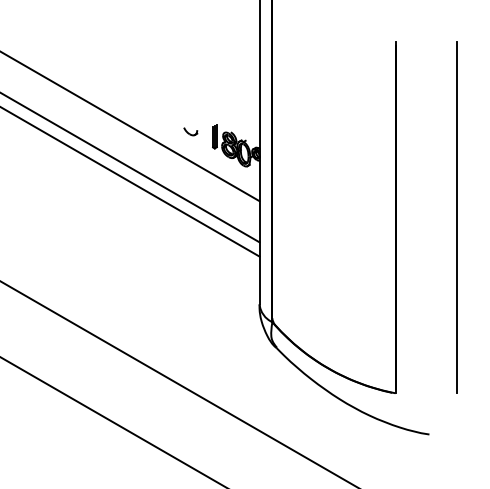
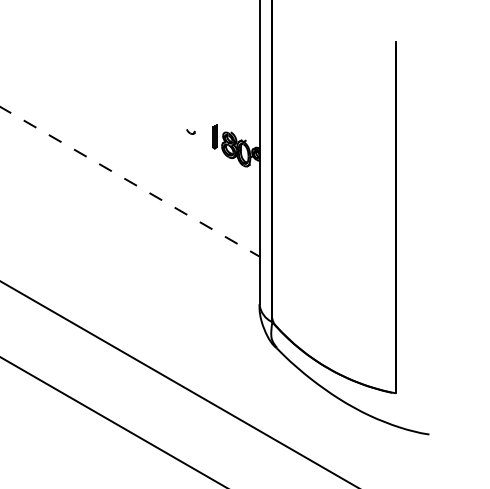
line: present -> none (130, 126)
part size: 16x10 px -> 10x6 px (190, 131)
line: present -> none (130, 167)
line: solid -> dashed (130, 182)
line: present -> none (457, 217)
